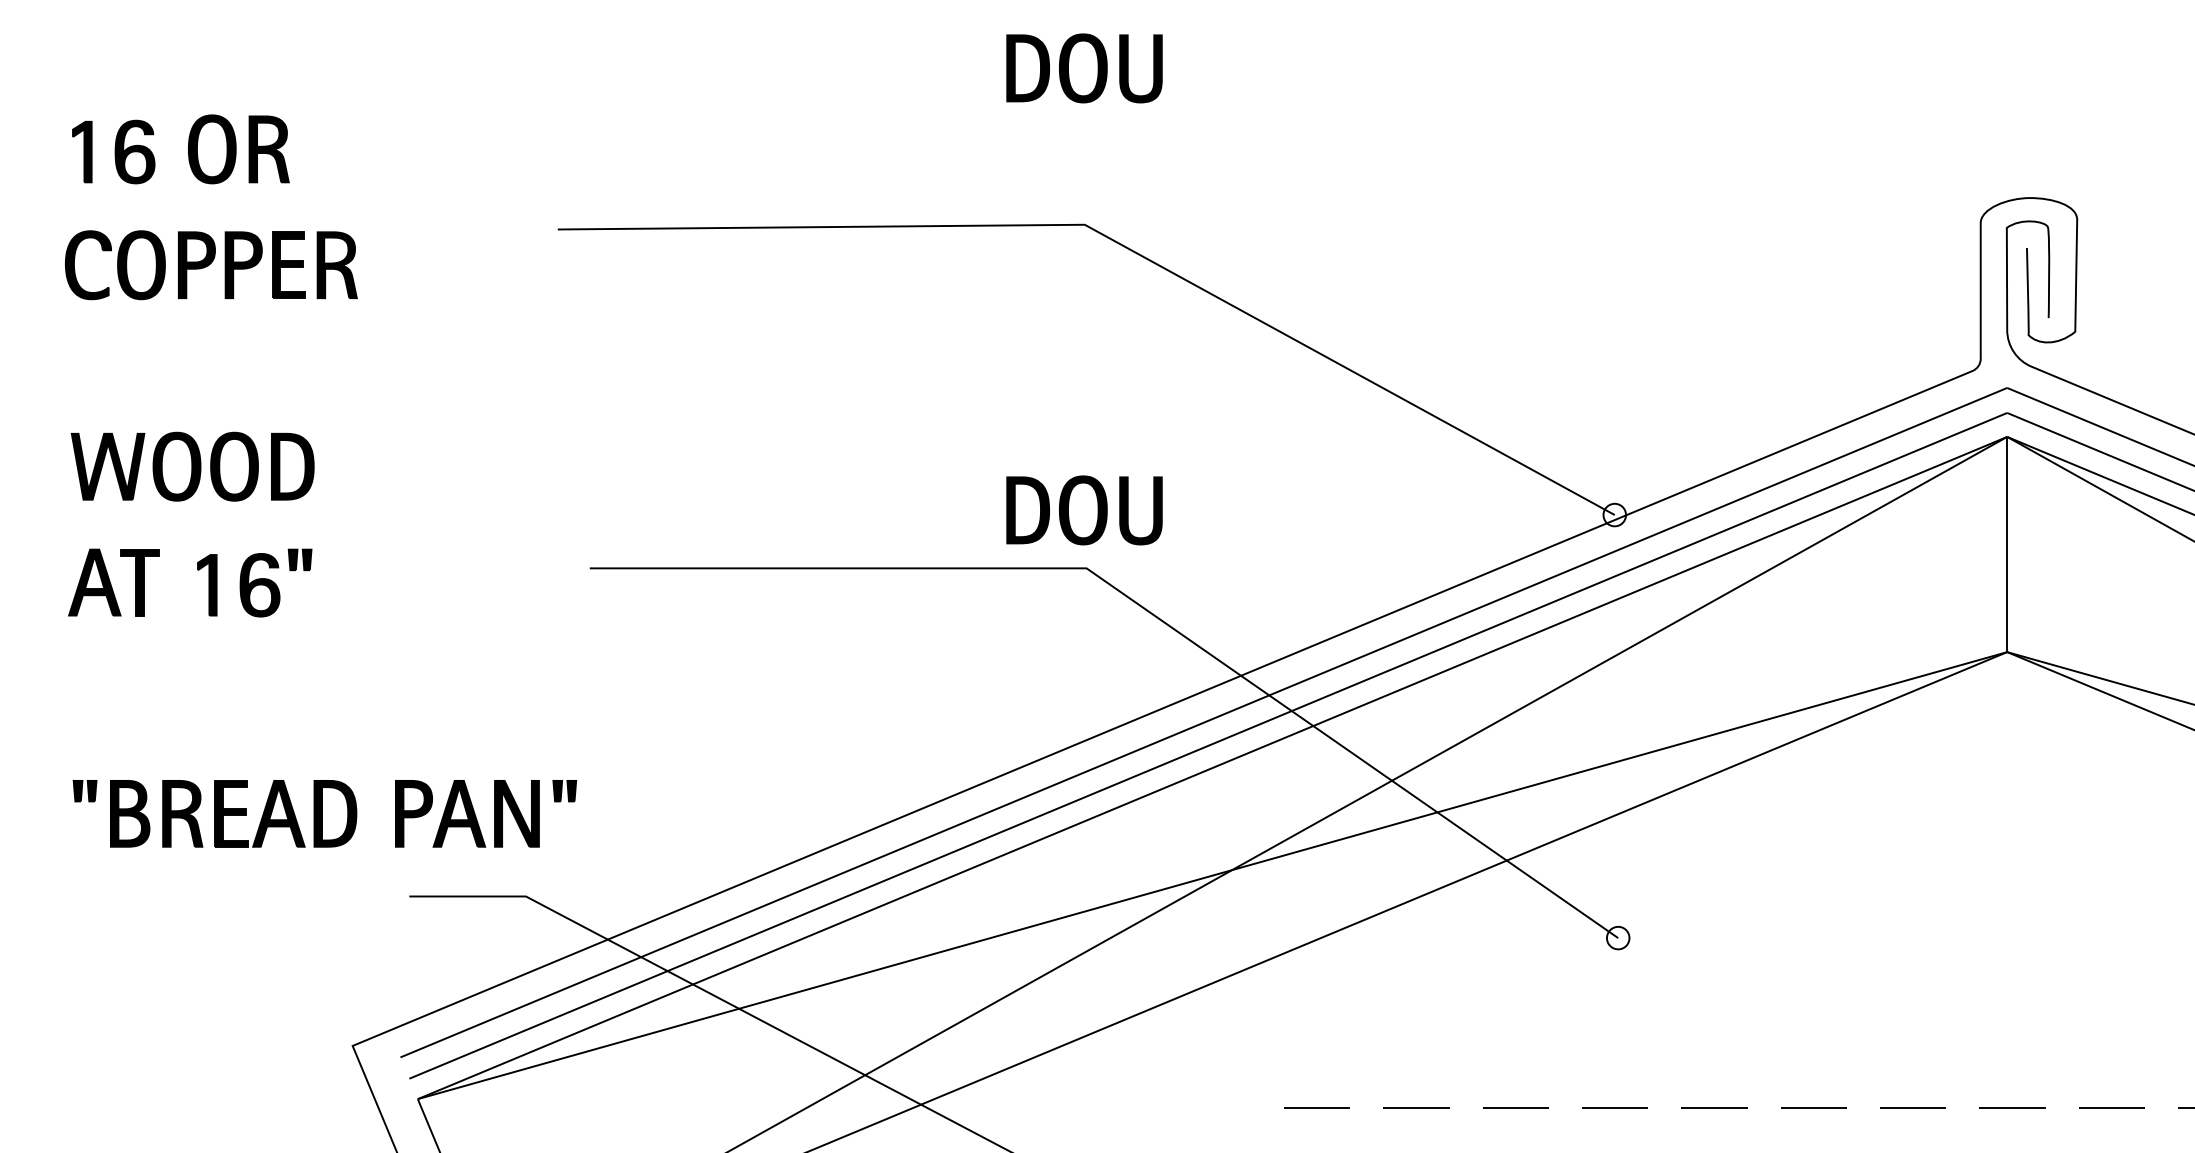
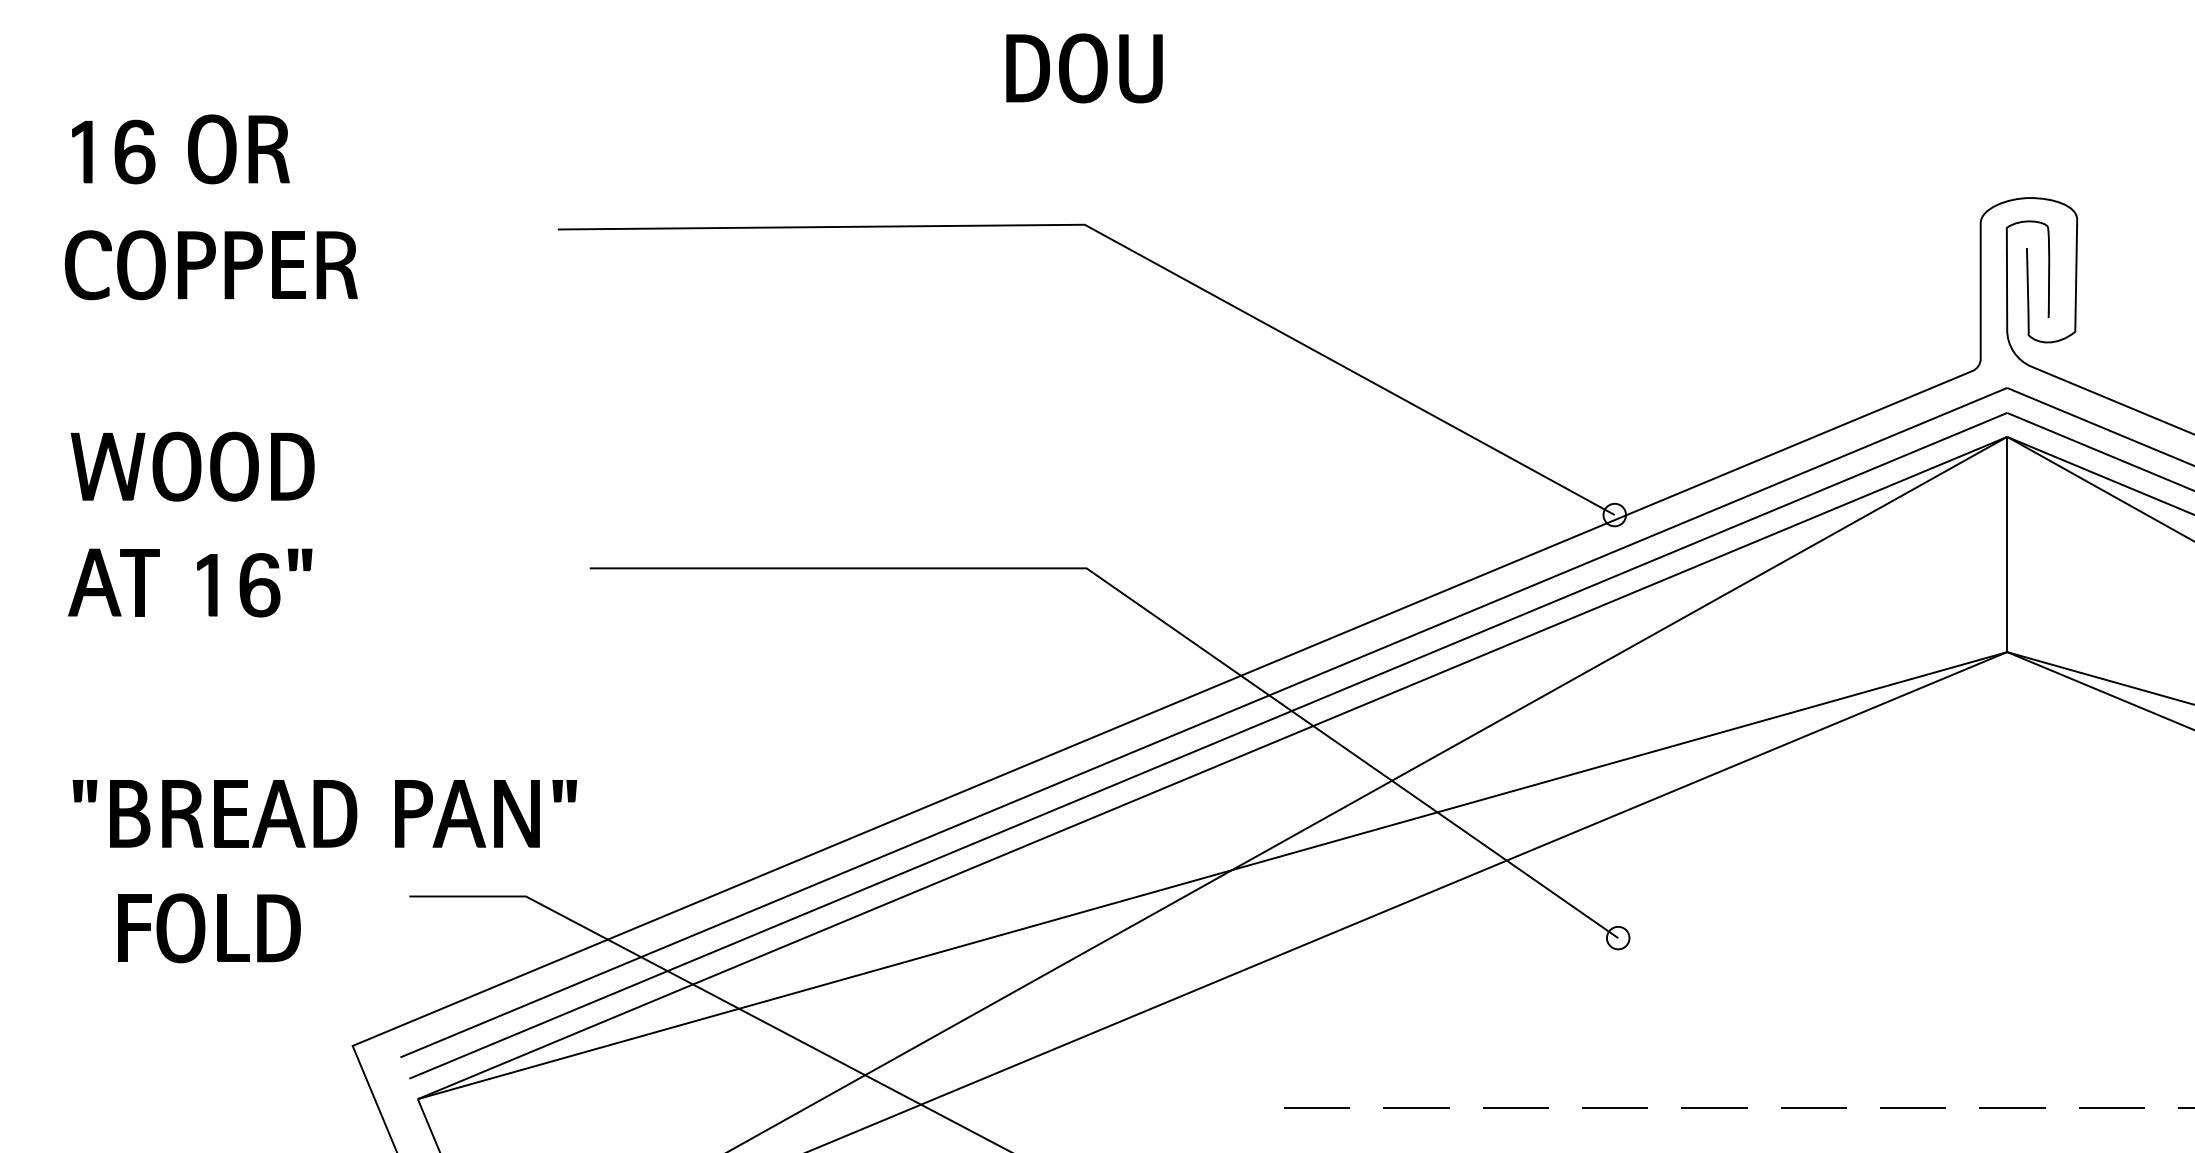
part: present -> none (1084, 510)
part: none -> present (209, 928)
